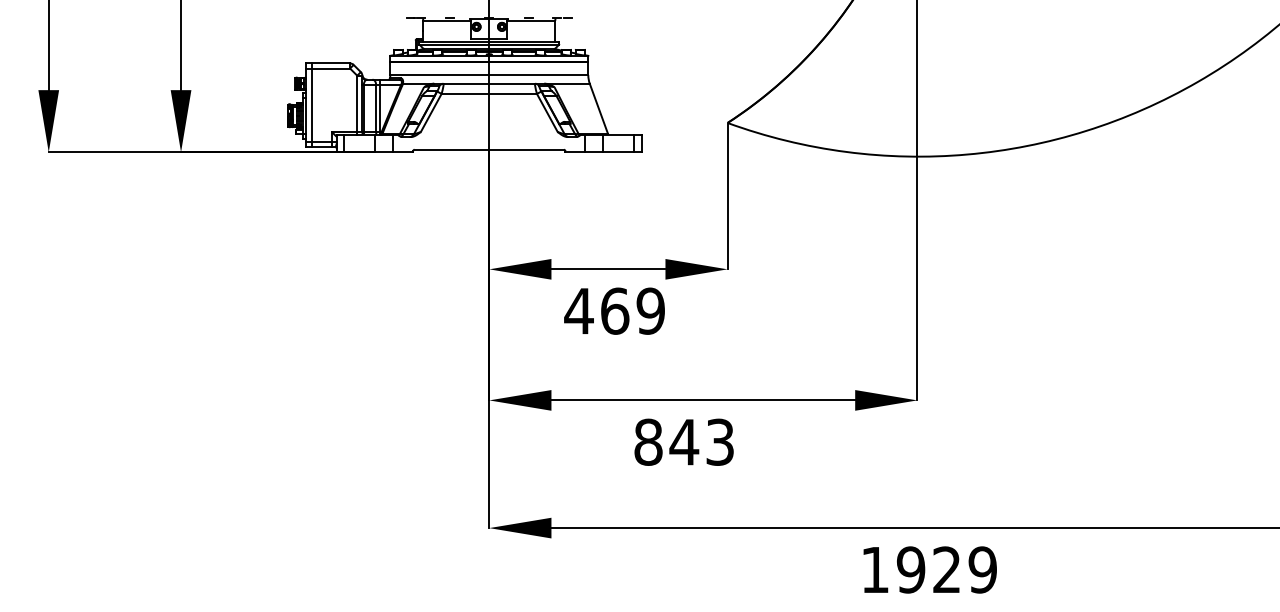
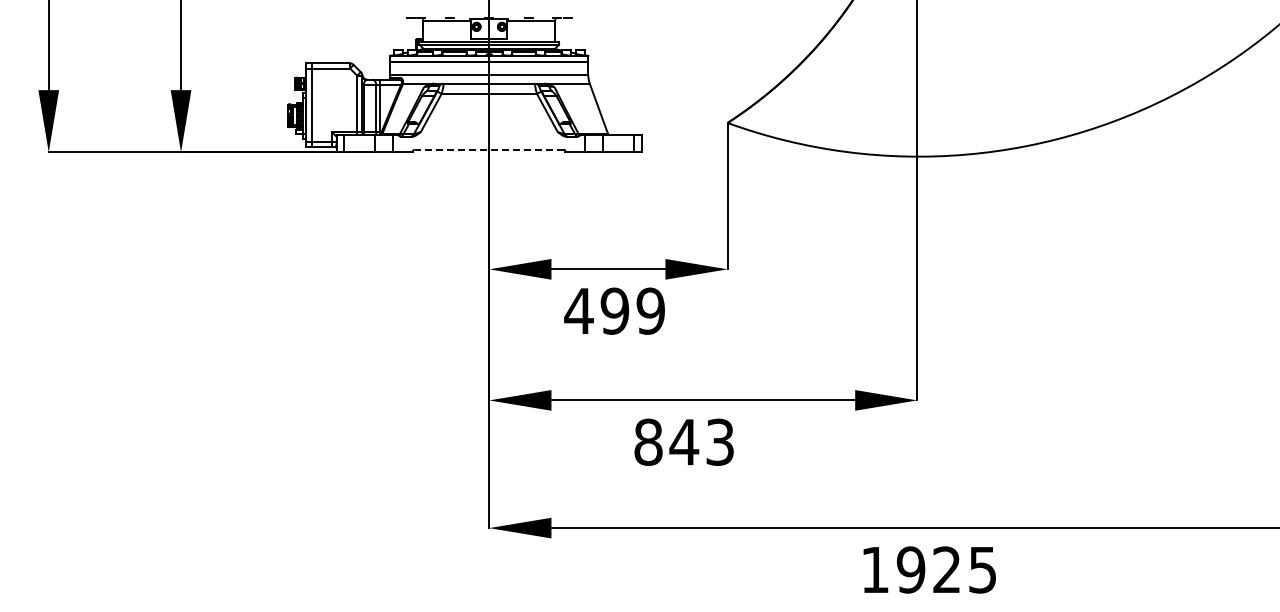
line: solid -> dashed (489, 149)
text: 469 -> 499 (614, 310)
text: 1929 -> 1925 (982, 569)
